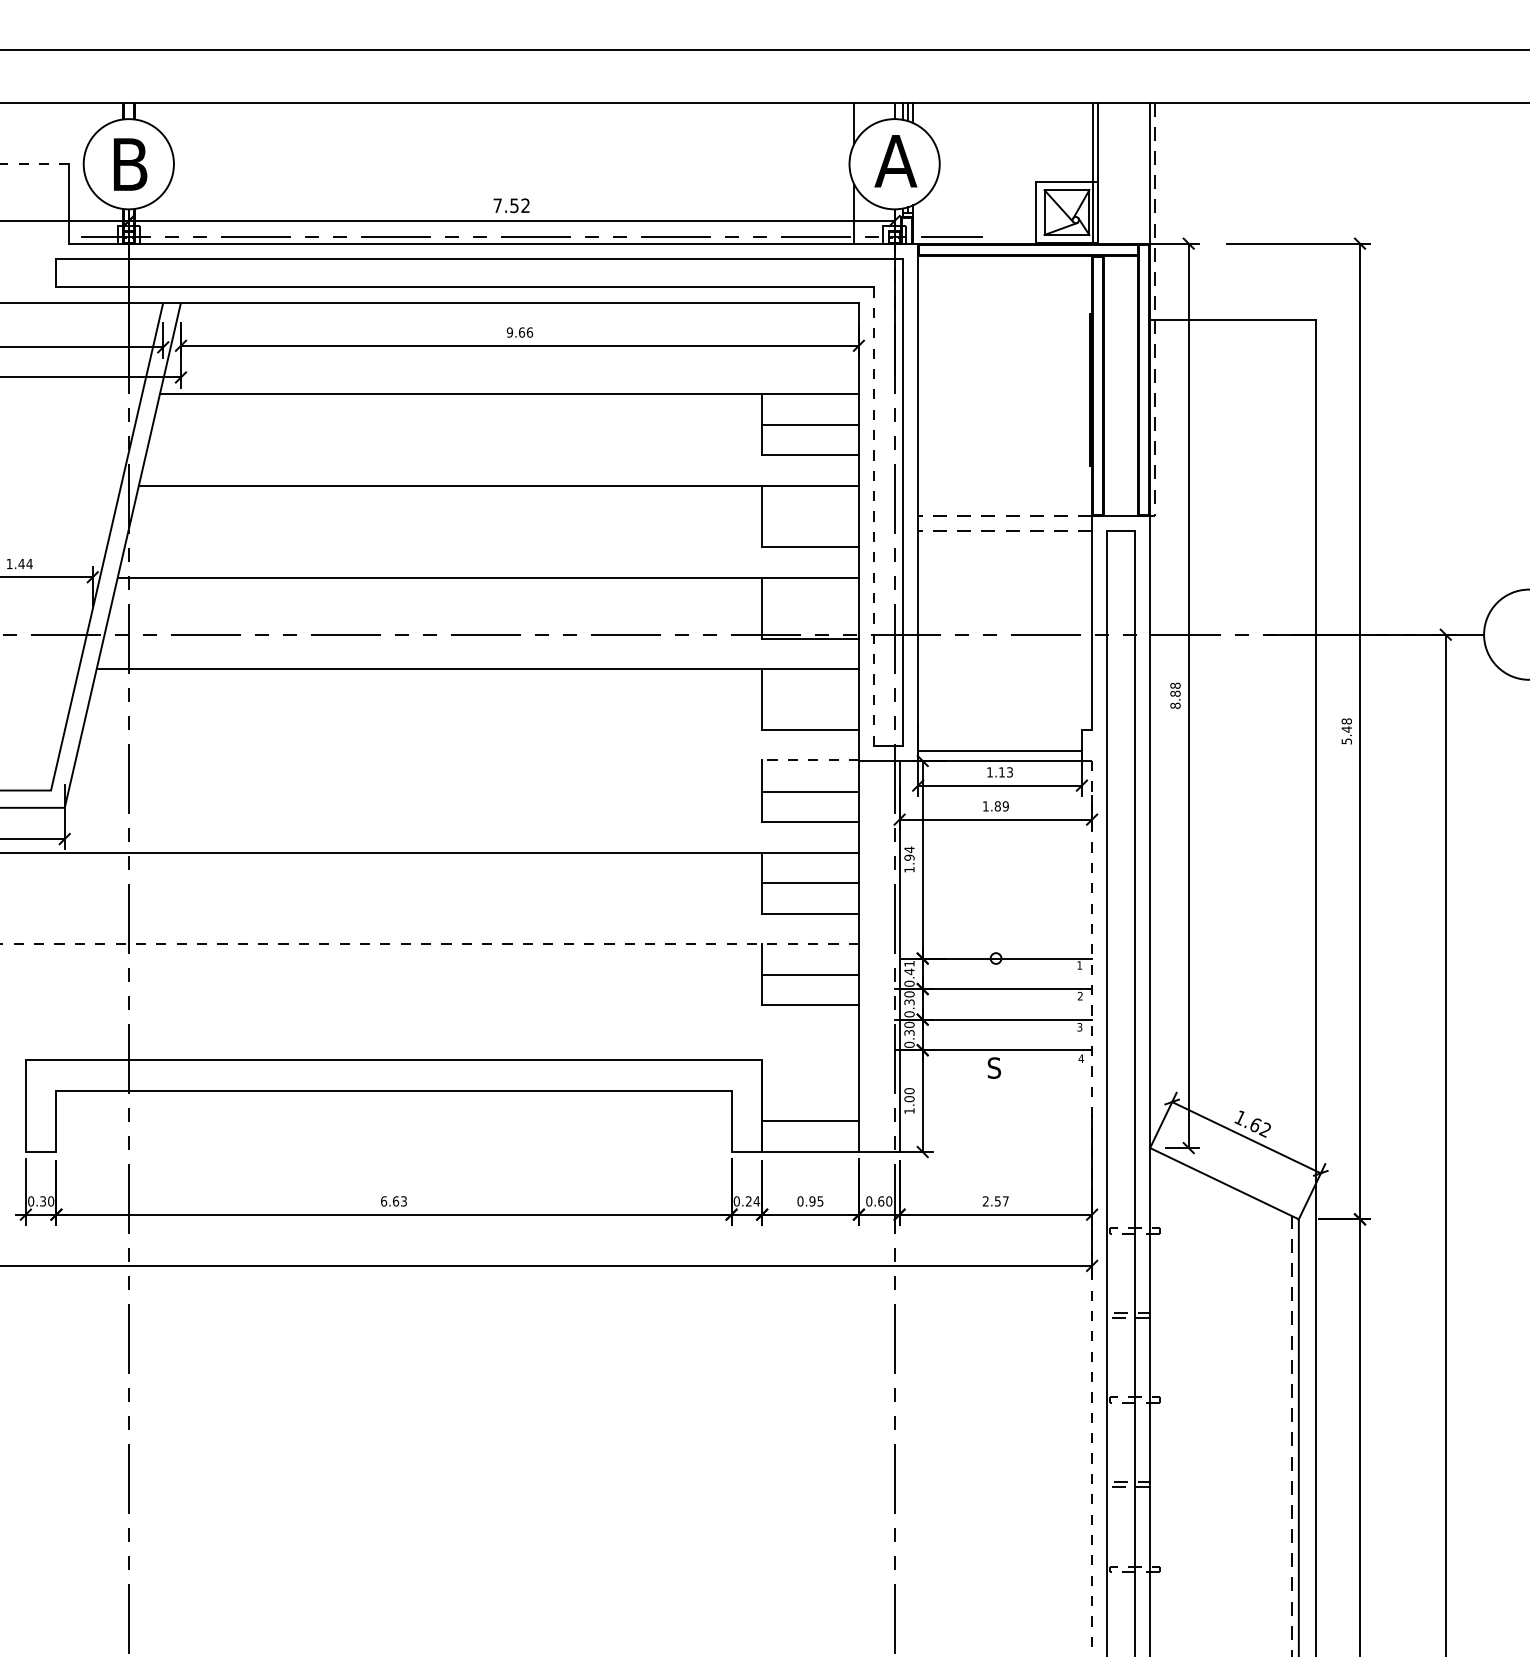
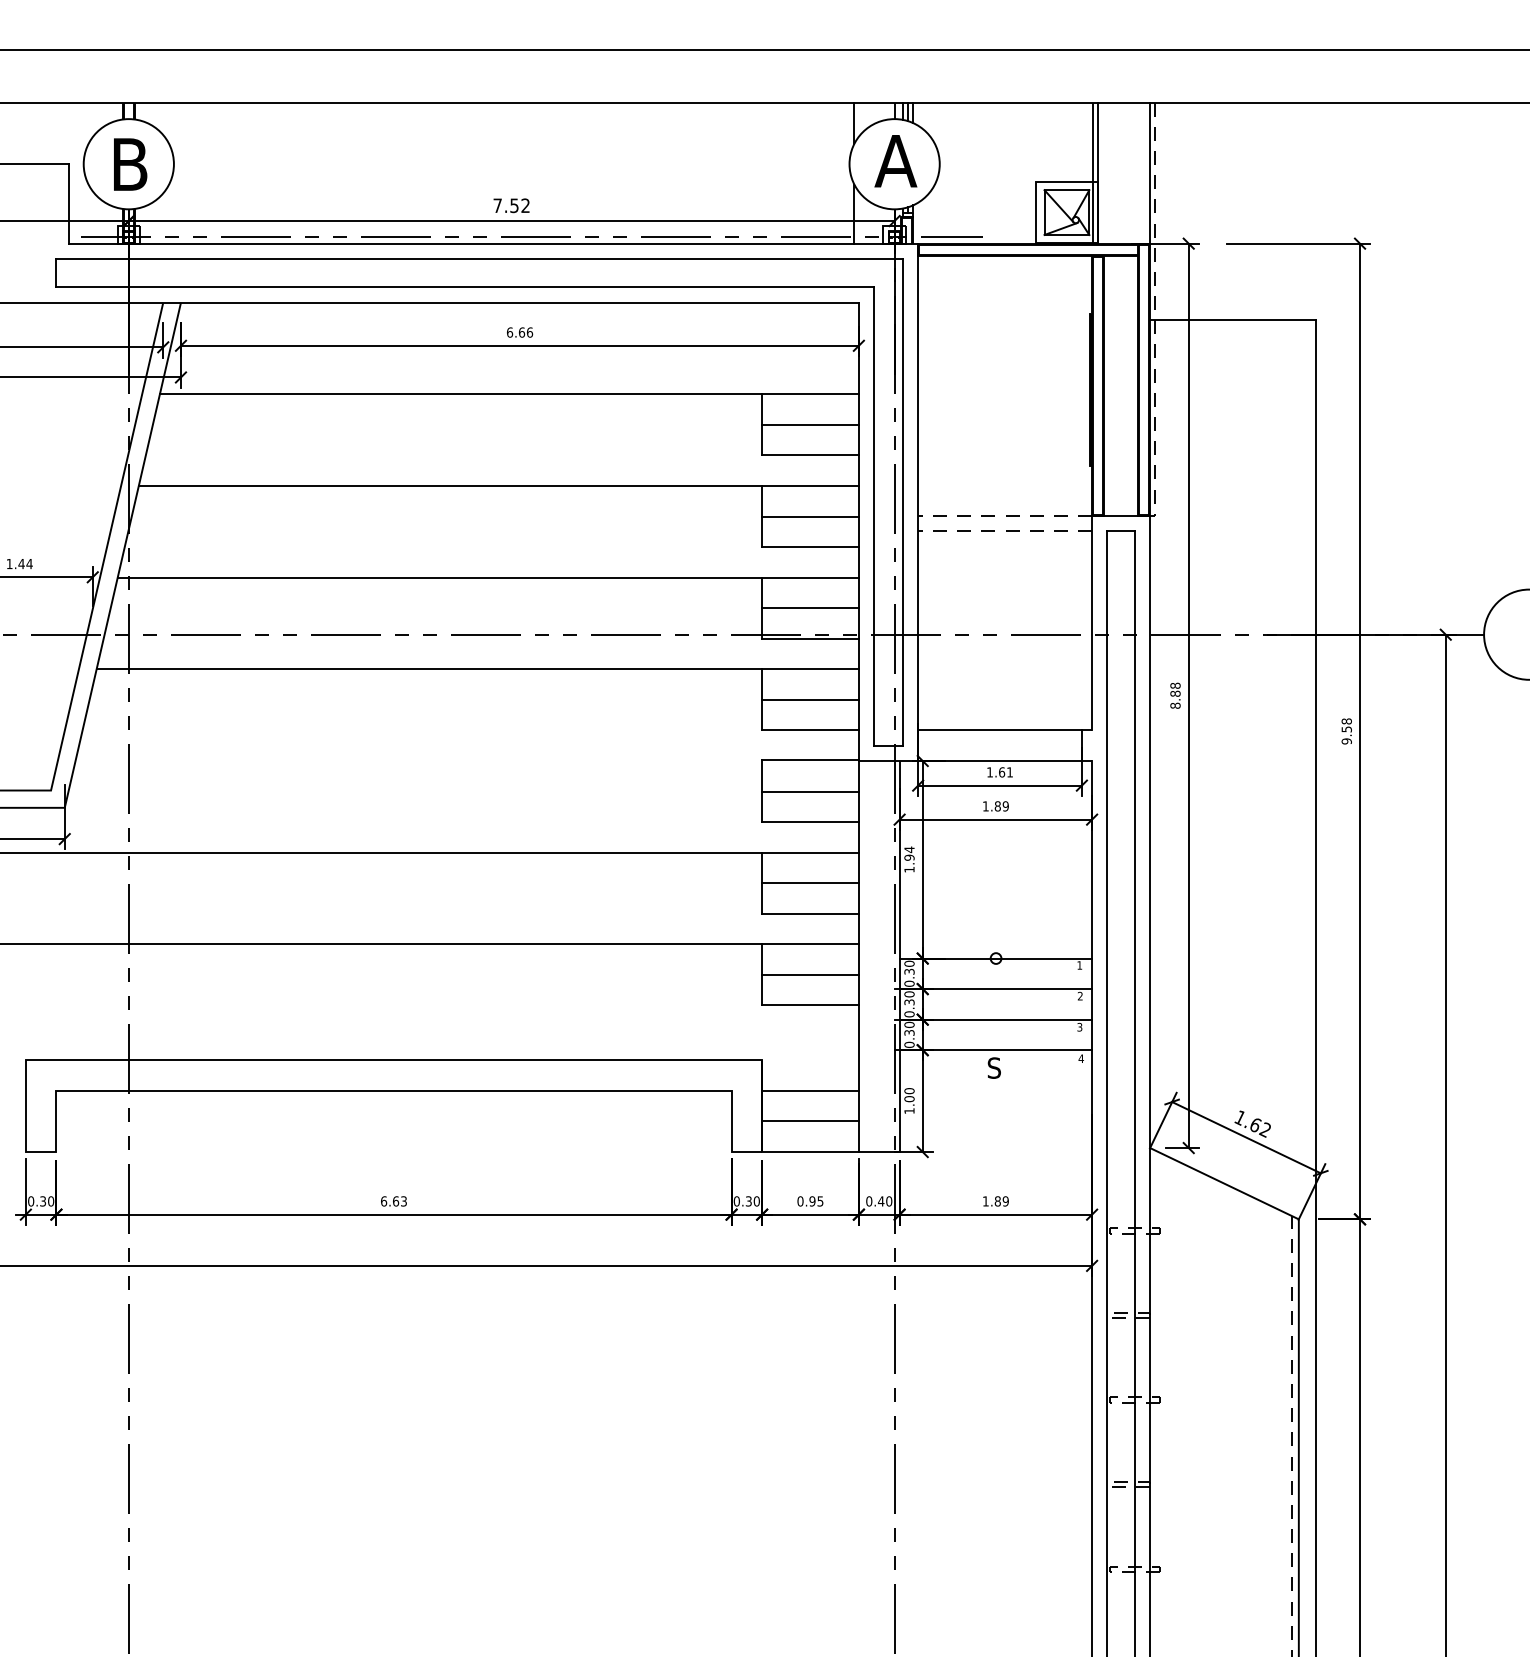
line: dashed -> solid (34, 164)
text: 9.66 -> 6.66 (509, 332)
line: none -> present (810, 516)
line: dashed -> solid (874, 517)
line: none -> present (810, 608)
line: none -> present (810, 699)
text: 5.48 -> 9.58 (1346, 735)
line position: (999, 751) -> (999, 730) (999, 730)
line: dashed -> solid (810, 759)
text: 1.13 -> 1.61 (1005, 772)
line: dashed -> solid (429, 944)
text: 0.41 -> 0.30 (909, 967)
line: none -> present (810, 1090)
text: 0.24 -> 0.30 (752, 1201)
text: 0.60 -> 0.40 (880, 1201)
text: 2.57 -> 1.89 (995, 1201)
line: dashed -> solid (1092, 1208)
